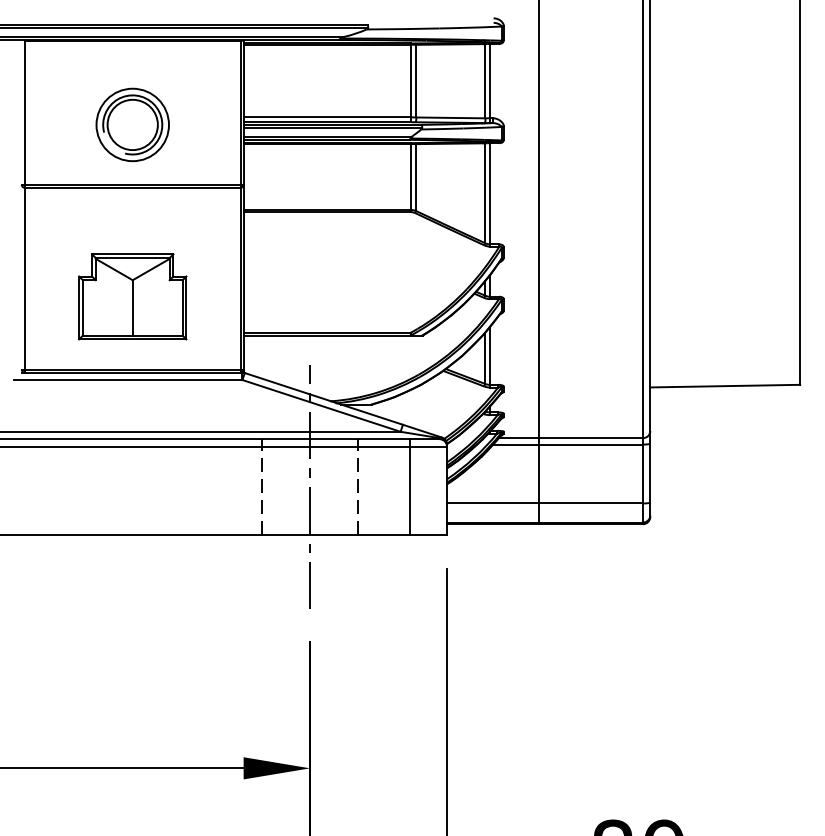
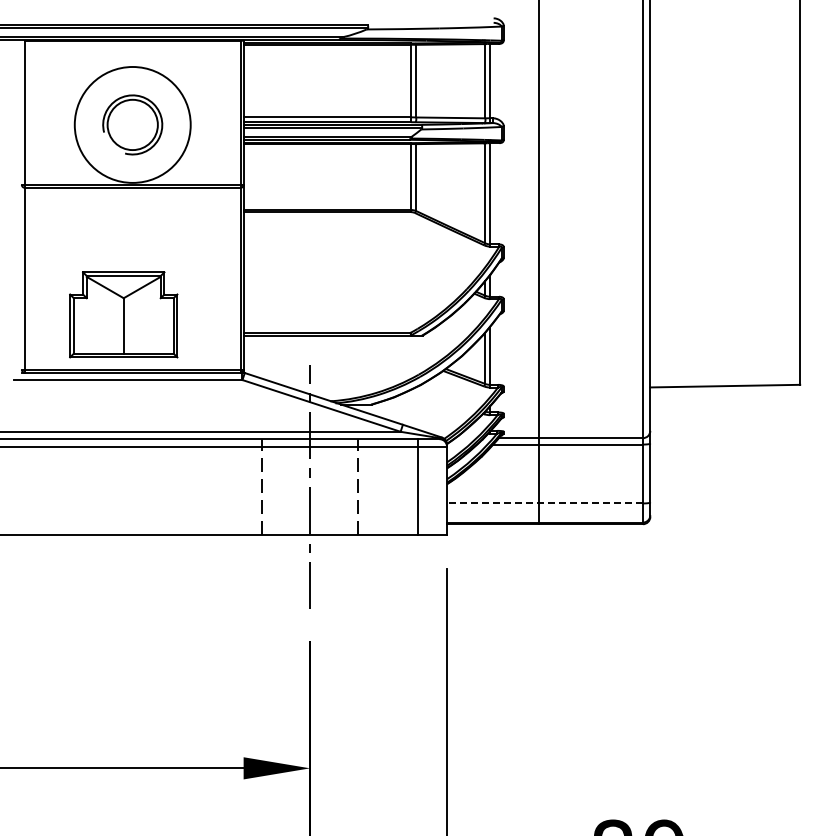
circle diameter: 72 px -> 116 px (132, 124)
part position: (132, 296) -> (123, 314) (123, 314)
line position: (410, 487) -> (418, 487) (418, 487)
line: solid -> dashed (544, 503)
